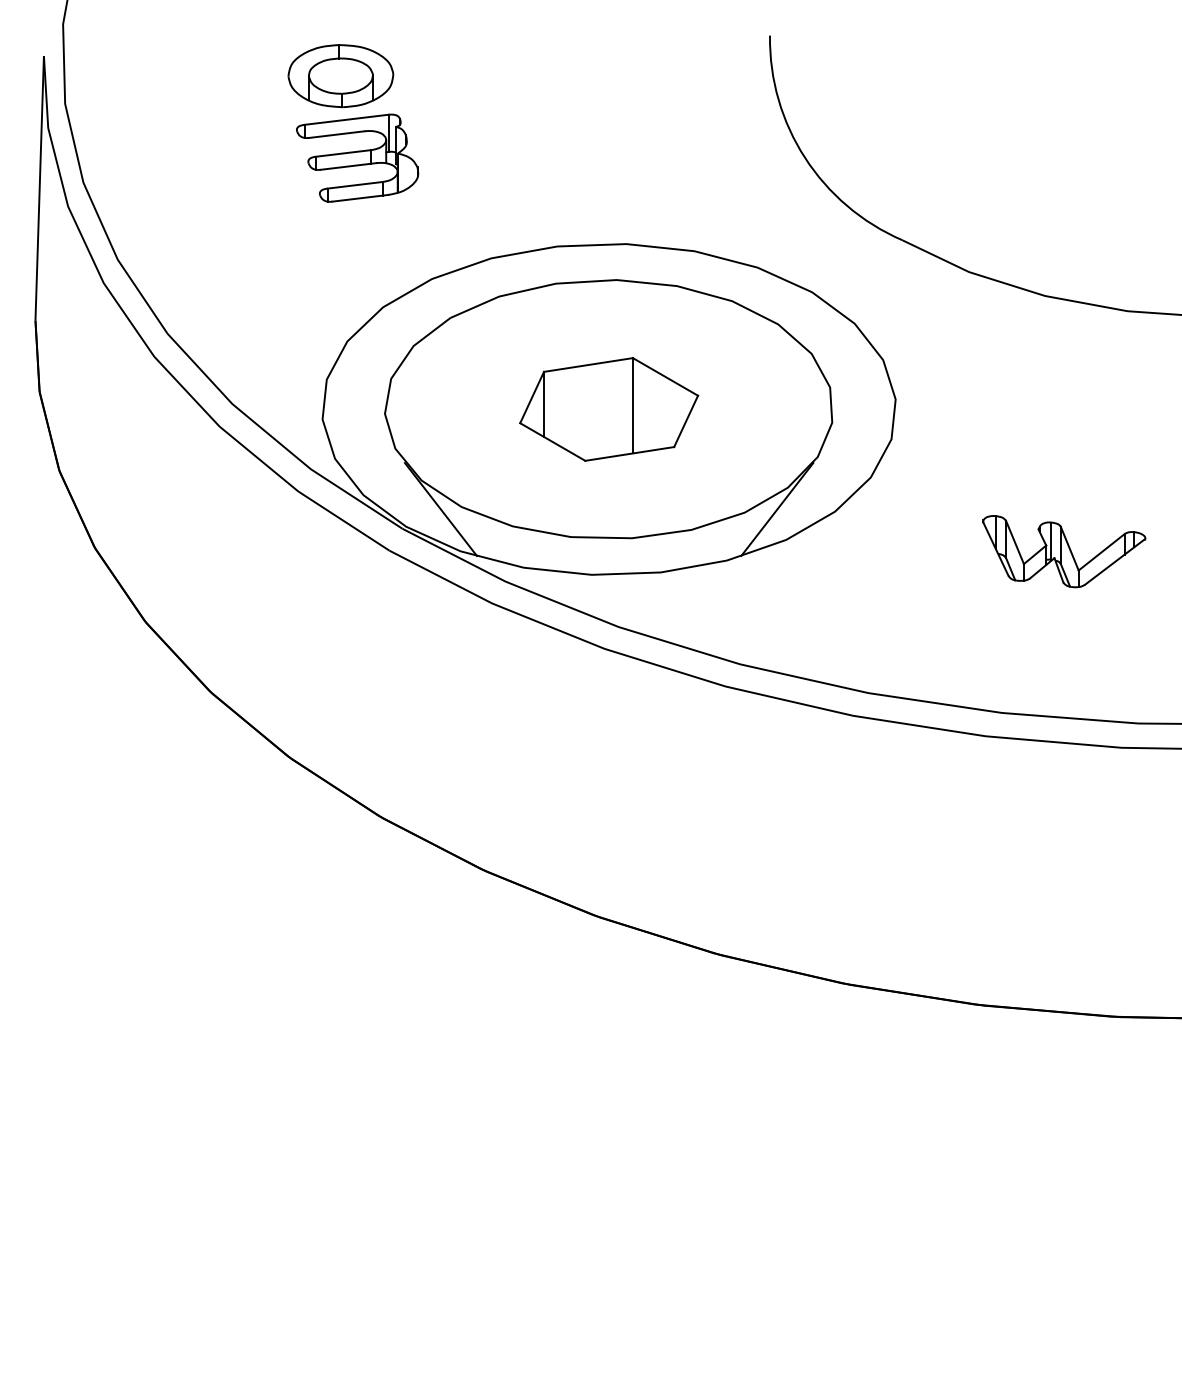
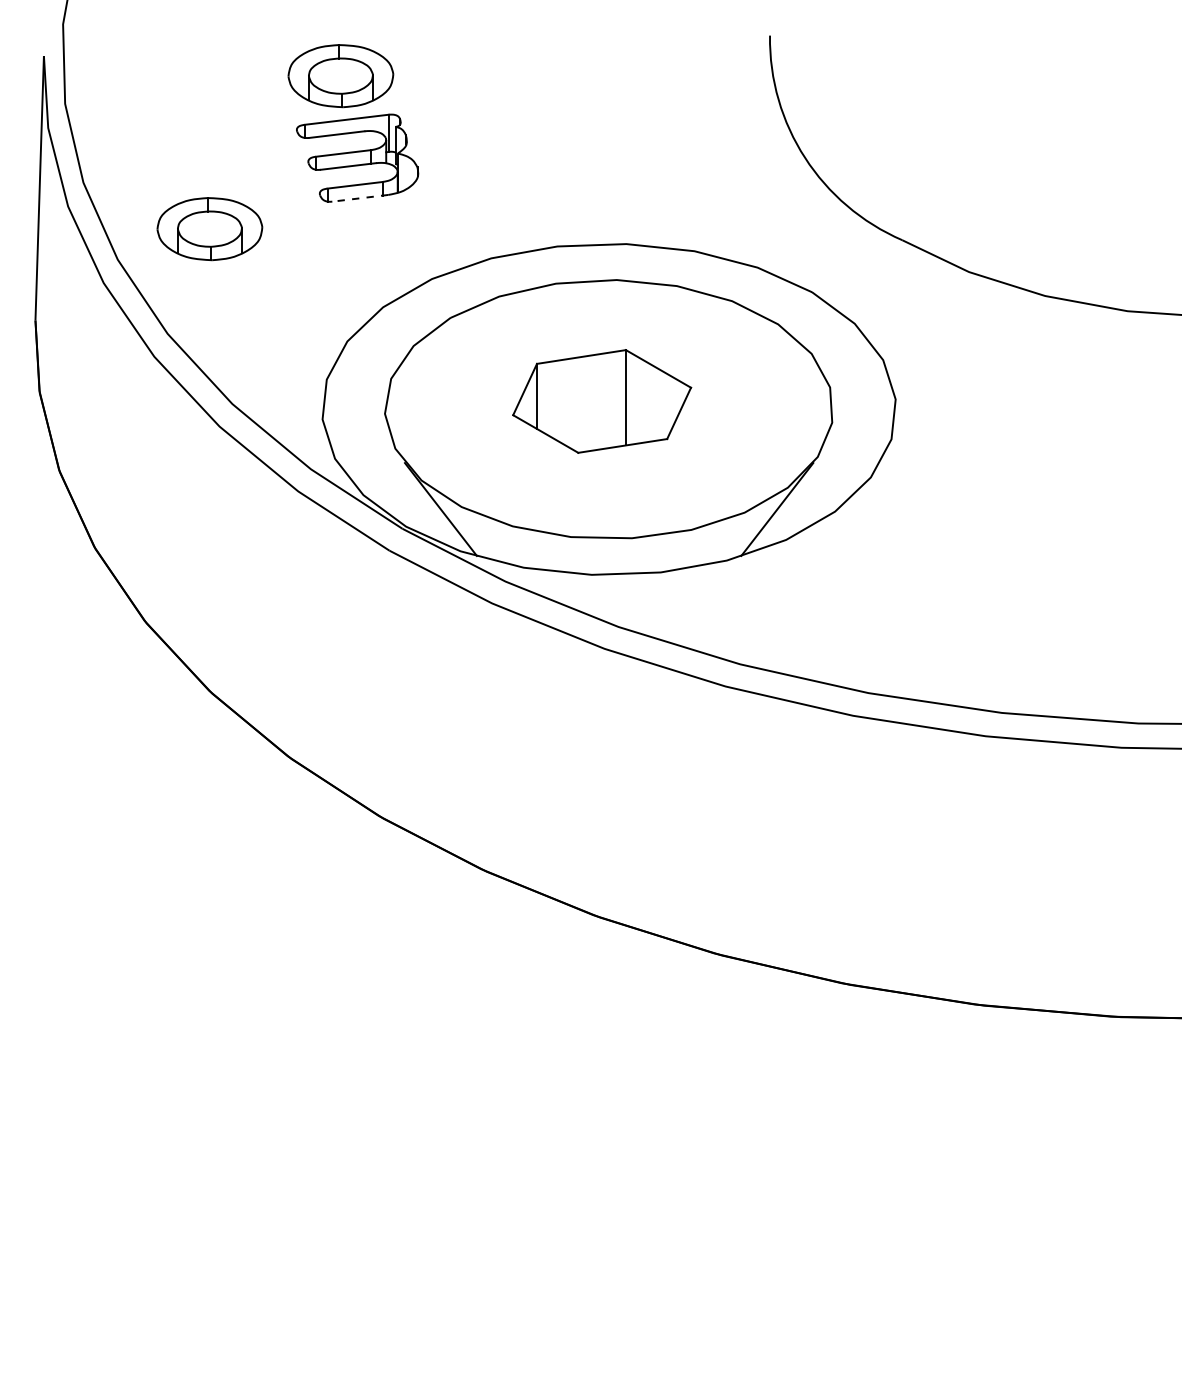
line: solid -> dashed (359, 198)
part: none -> present (209, 229)
part position: (609, 409) -> (602, 401) (602, 401)
part: present -> none (1064, 551)
